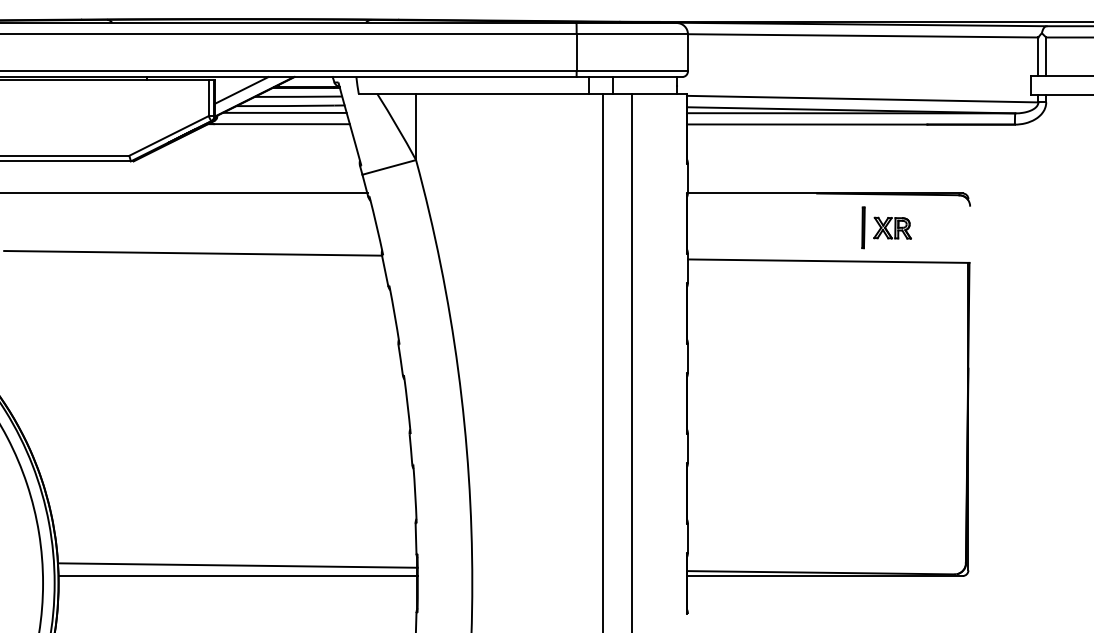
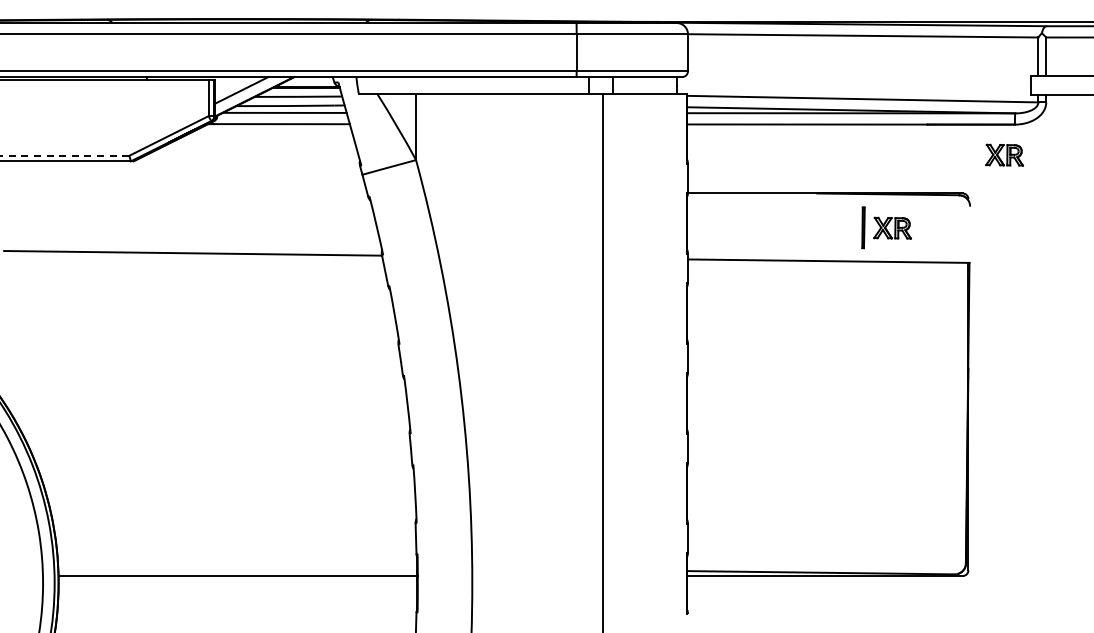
part: none -> present (1004, 154)
line: solid -> dashed (64, 155)
line: present -> none (185, 193)
line: present -> none (632, 361)
line: present -> none (237, 565)
